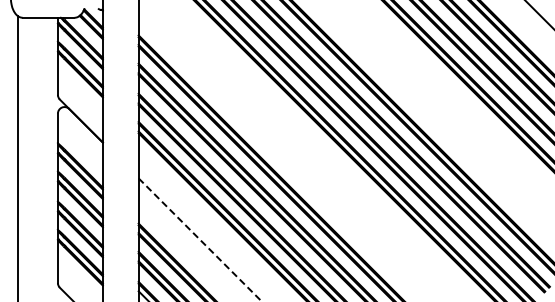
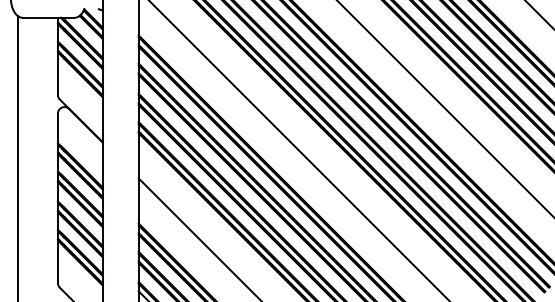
line: none -> present (444, 108)
line: none -> present (298, 150)
line: dashed -> solid (200, 240)
